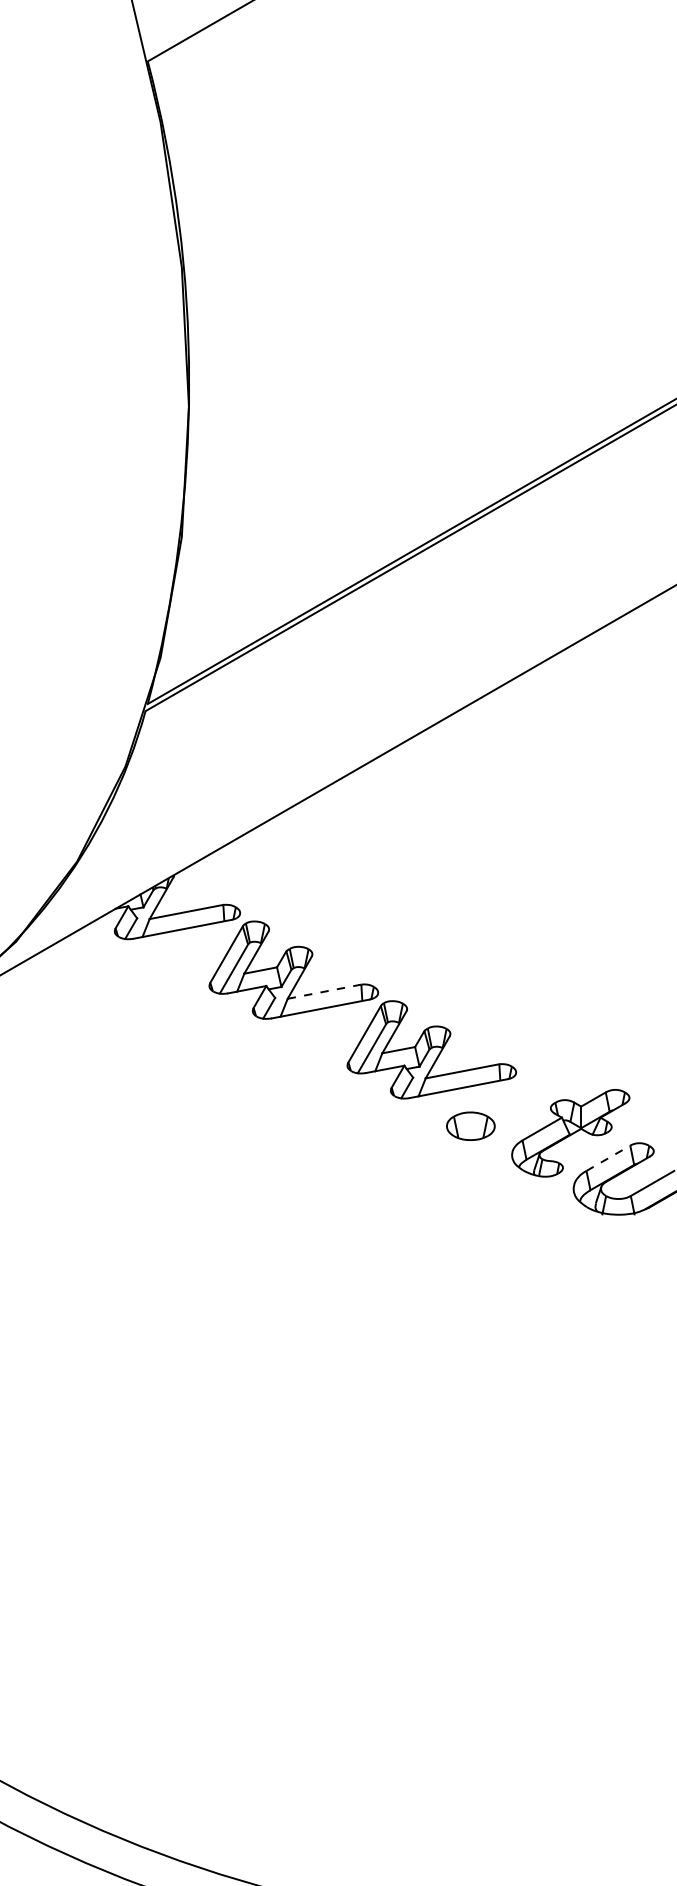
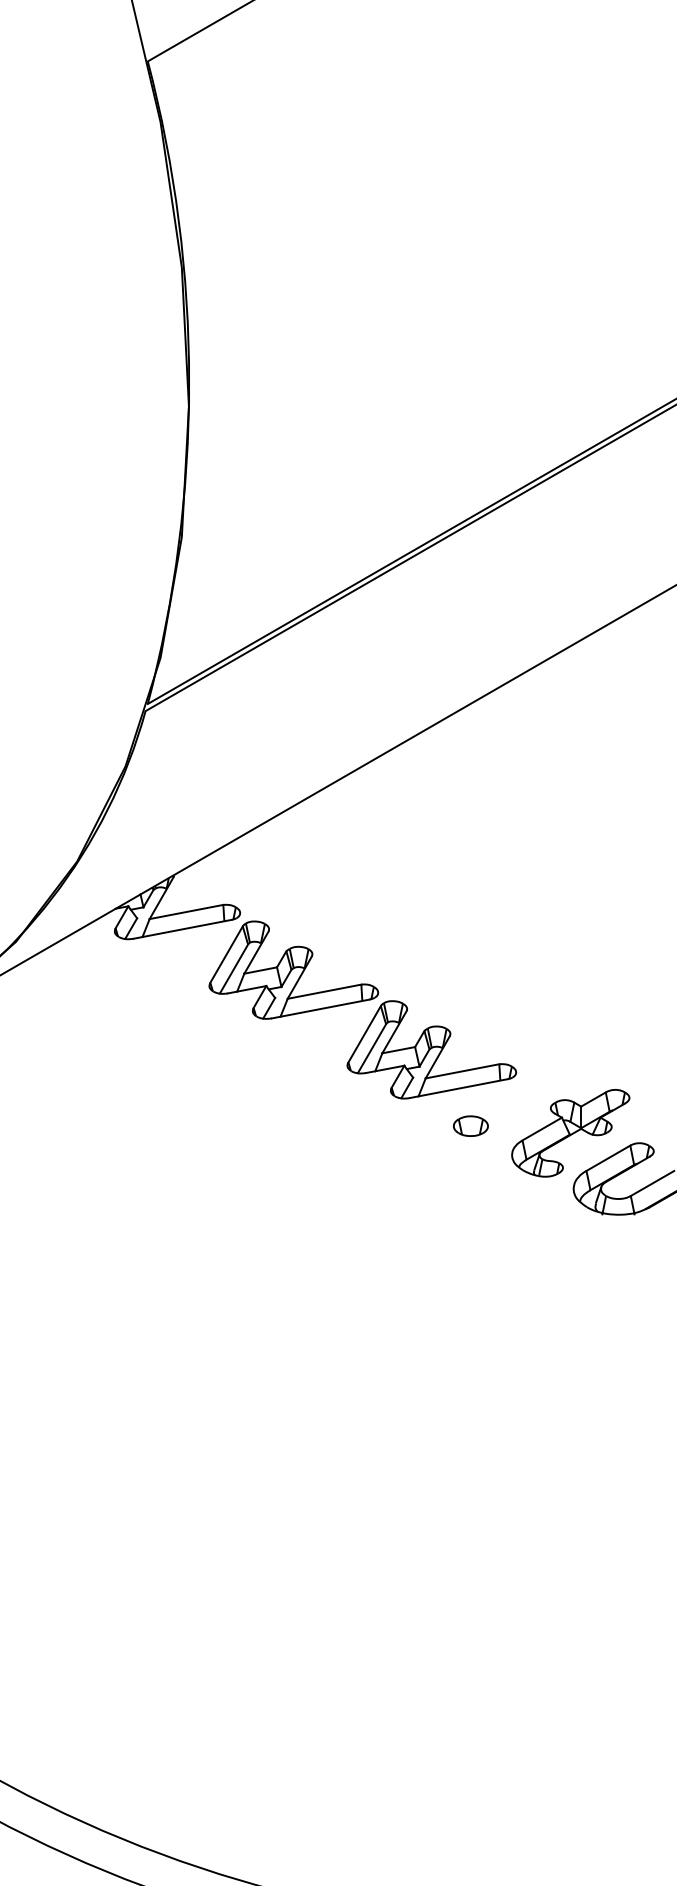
line: dashed -> solid (325, 991)
part size: 50x30 px -> 36x22 px (470, 1125)
line: dashed -> solid (608, 1158)
